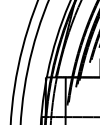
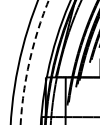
circle: solid -> dashed (34, 62)
